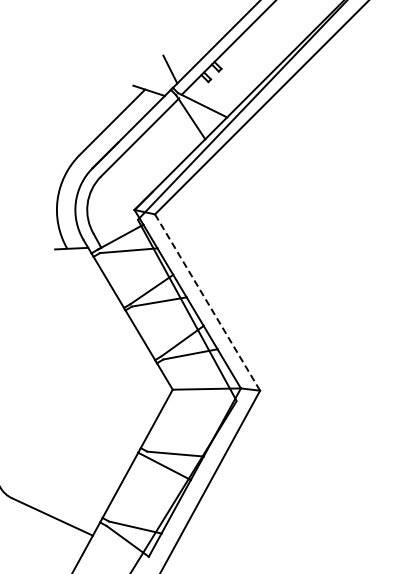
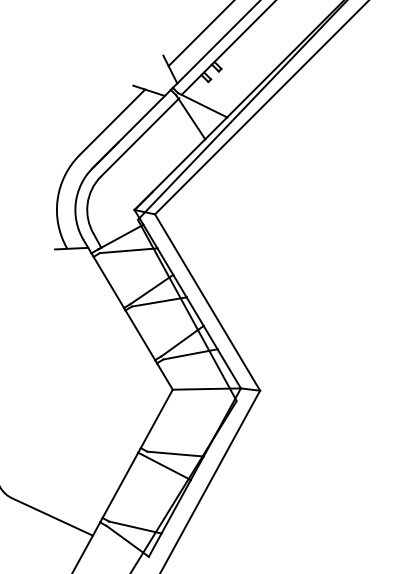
line: none -> present (200, 34)
line: dashed -> solid (207, 302)
